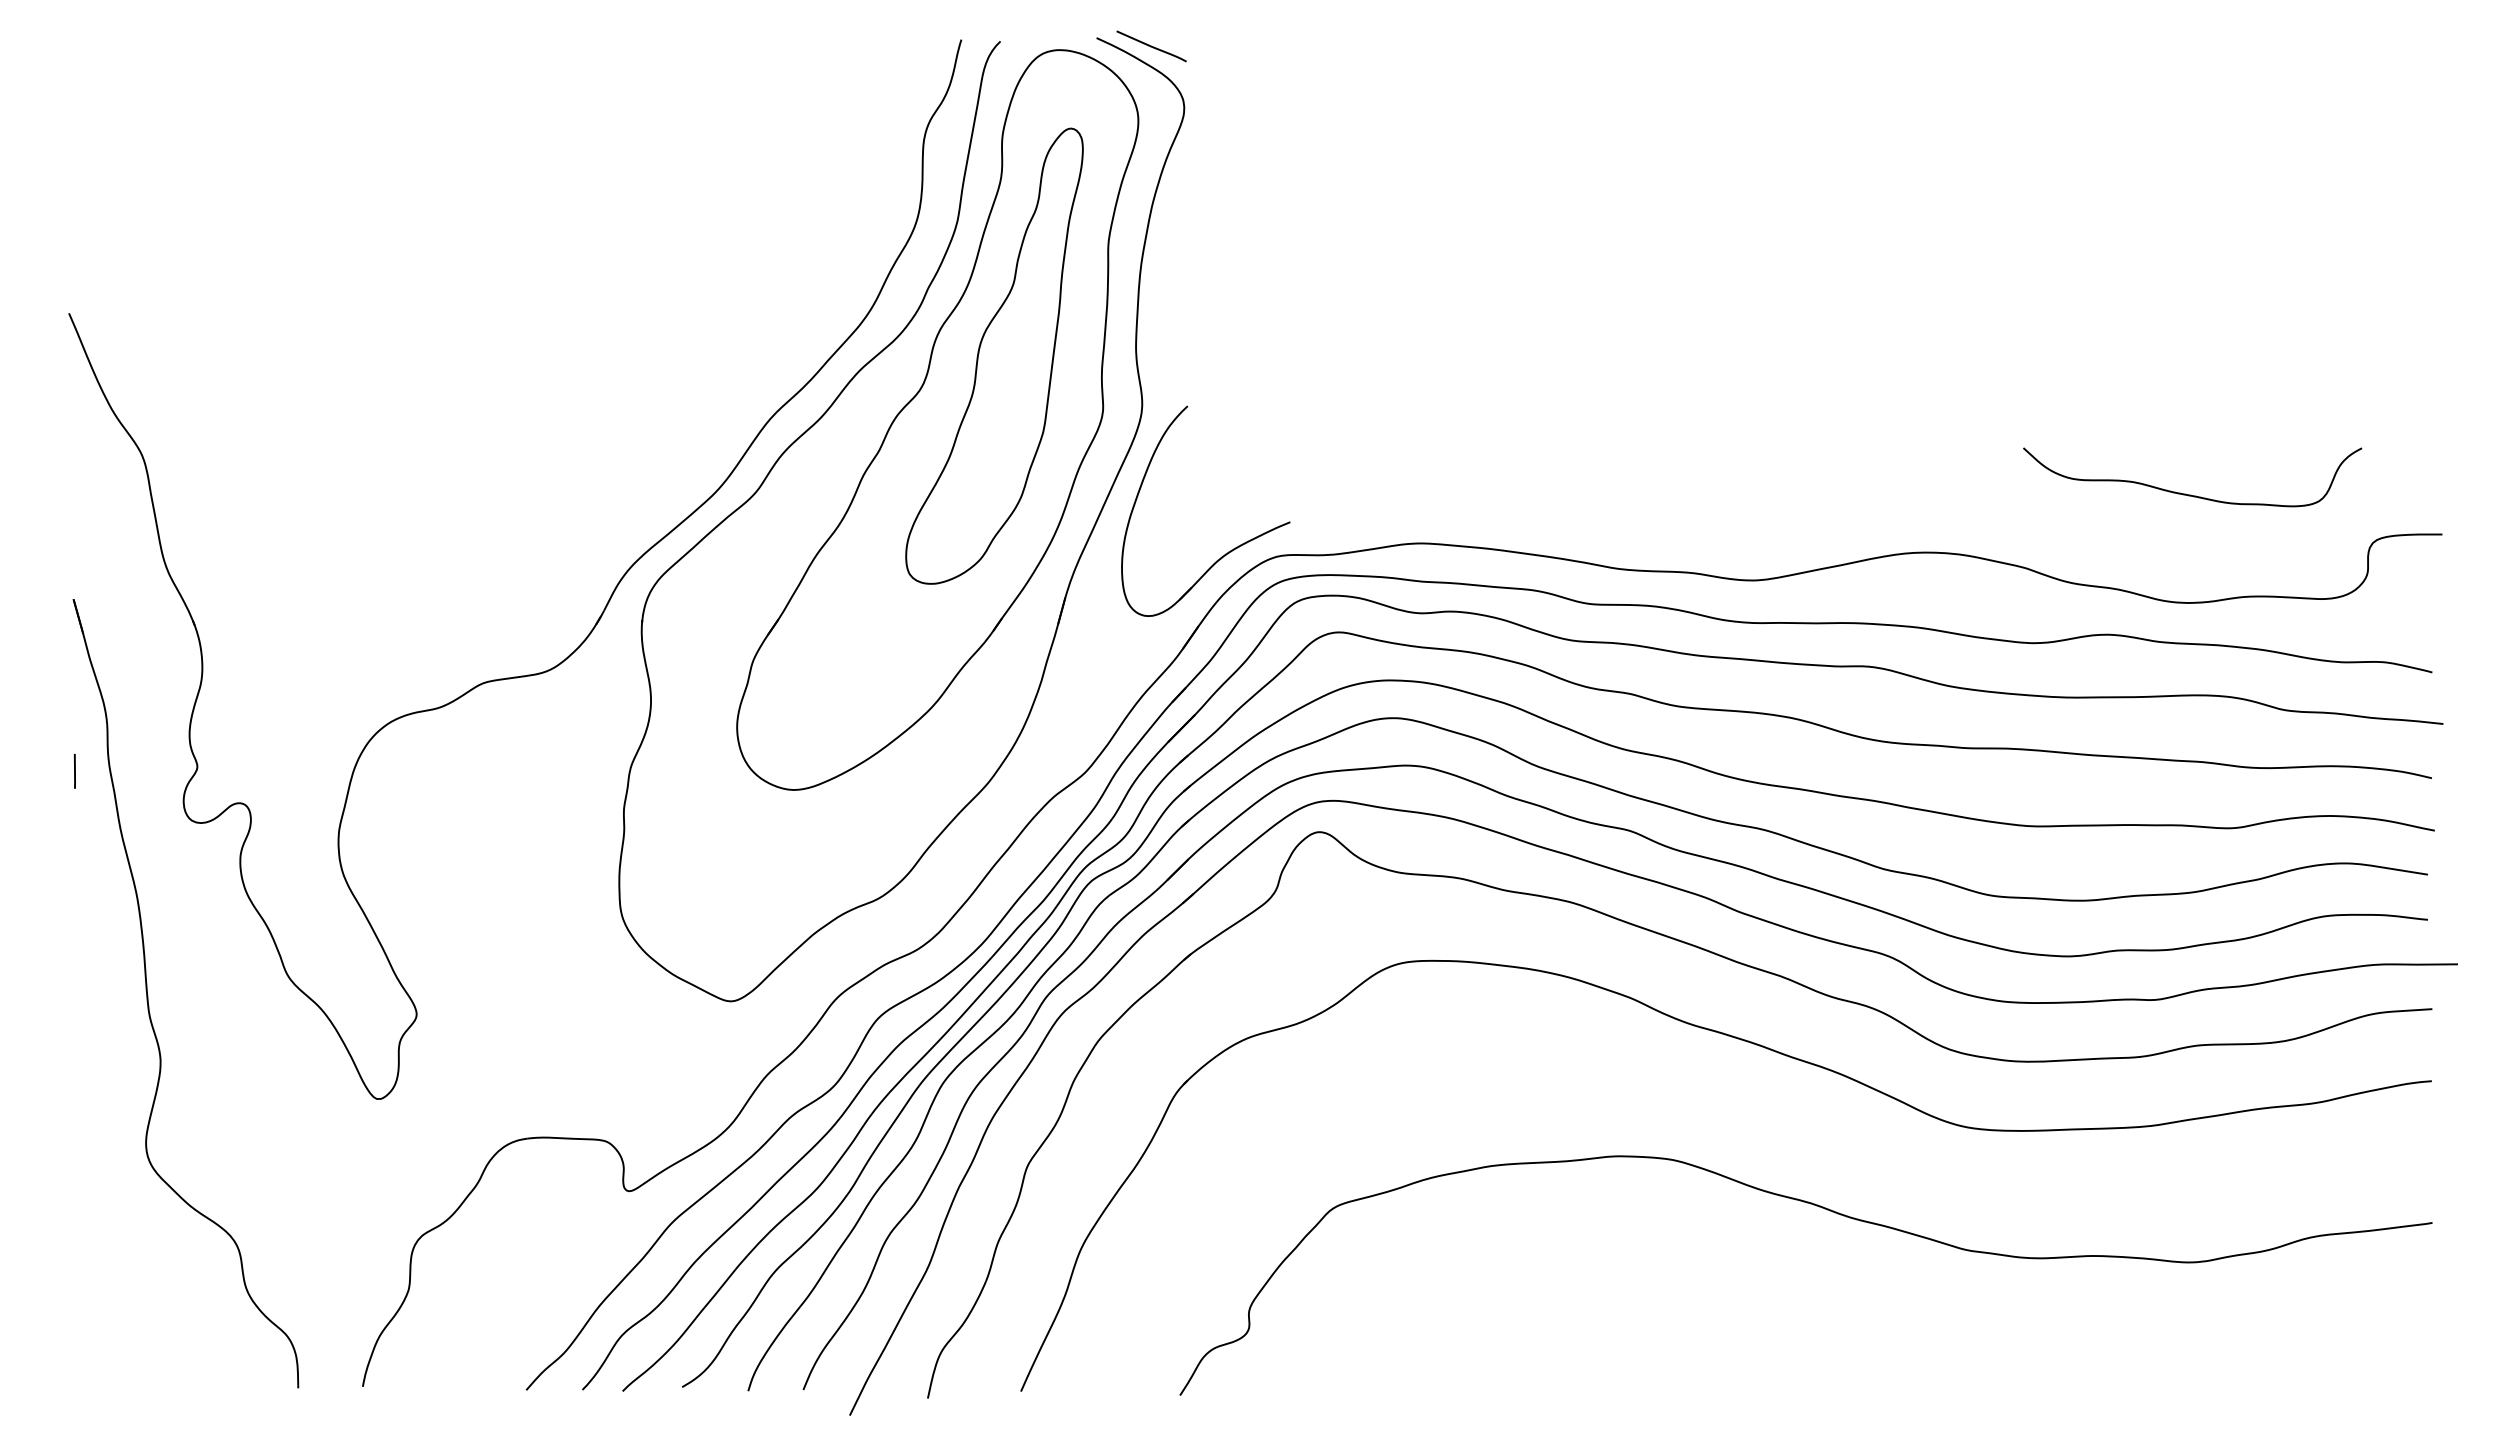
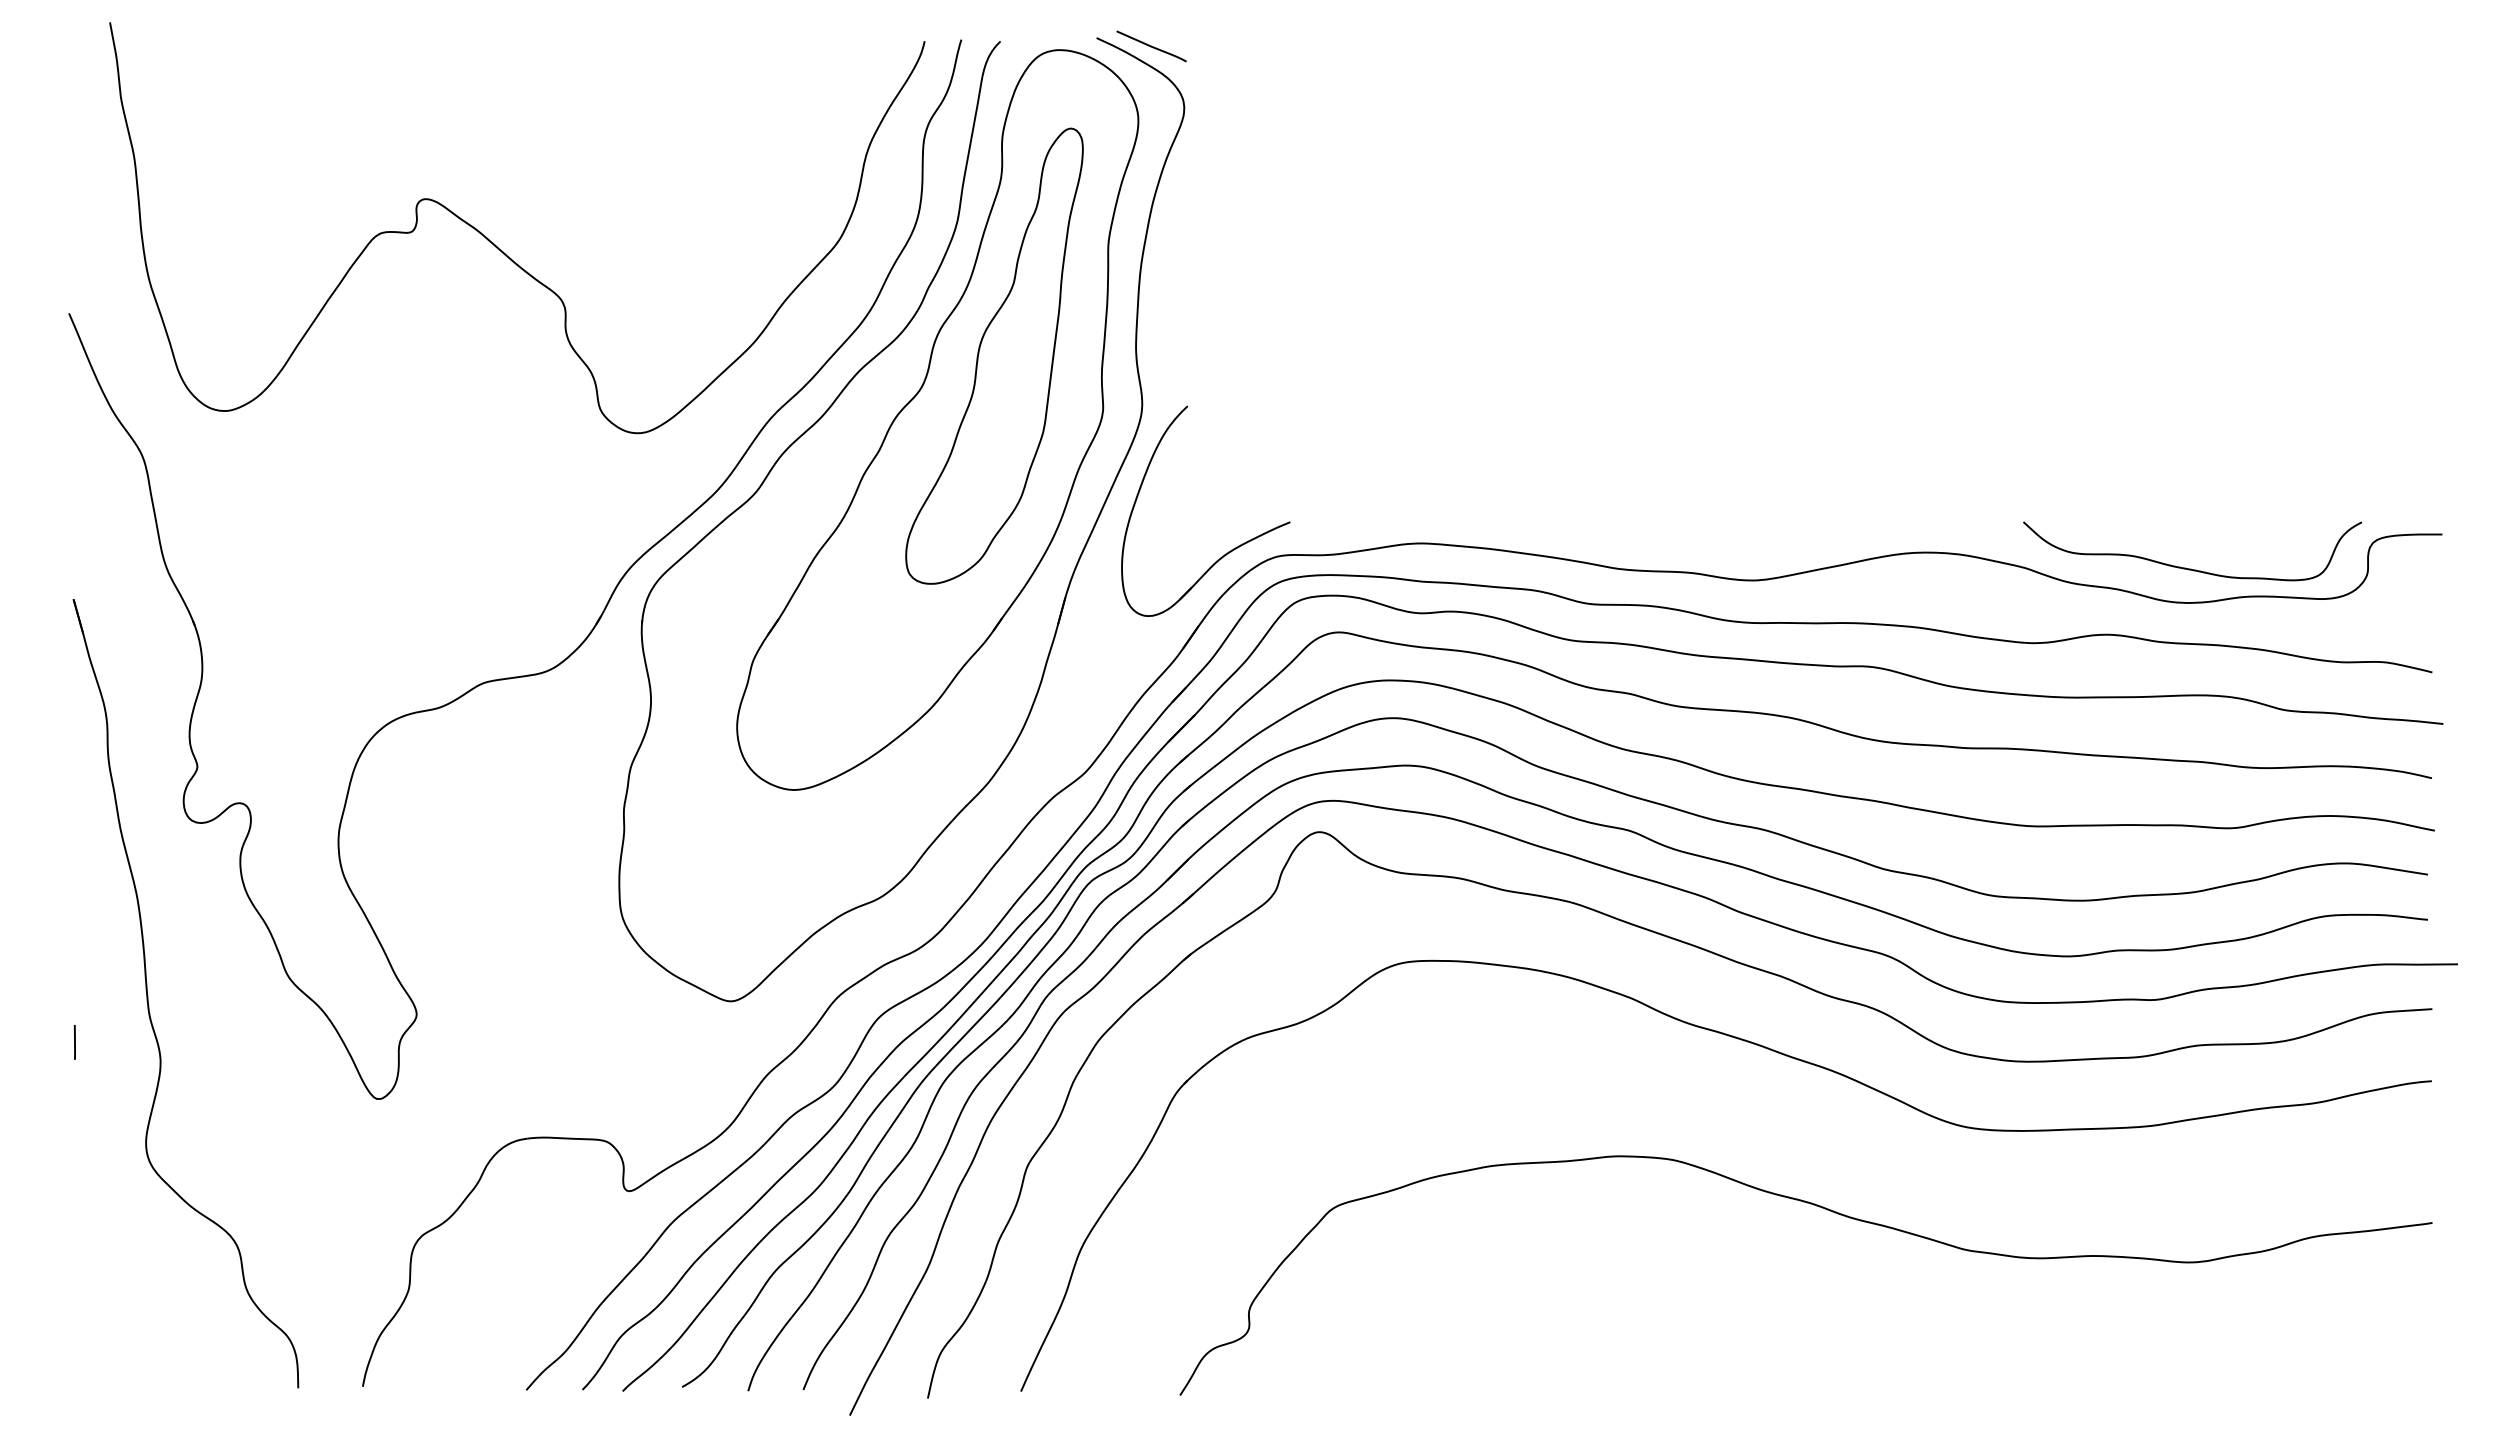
curve: none -> present (501, 249)
curve position: (2191, 494) -> (2191, 568) (2191, 568)
line position: (74, 771) -> (74, 1042) (74, 1042)
